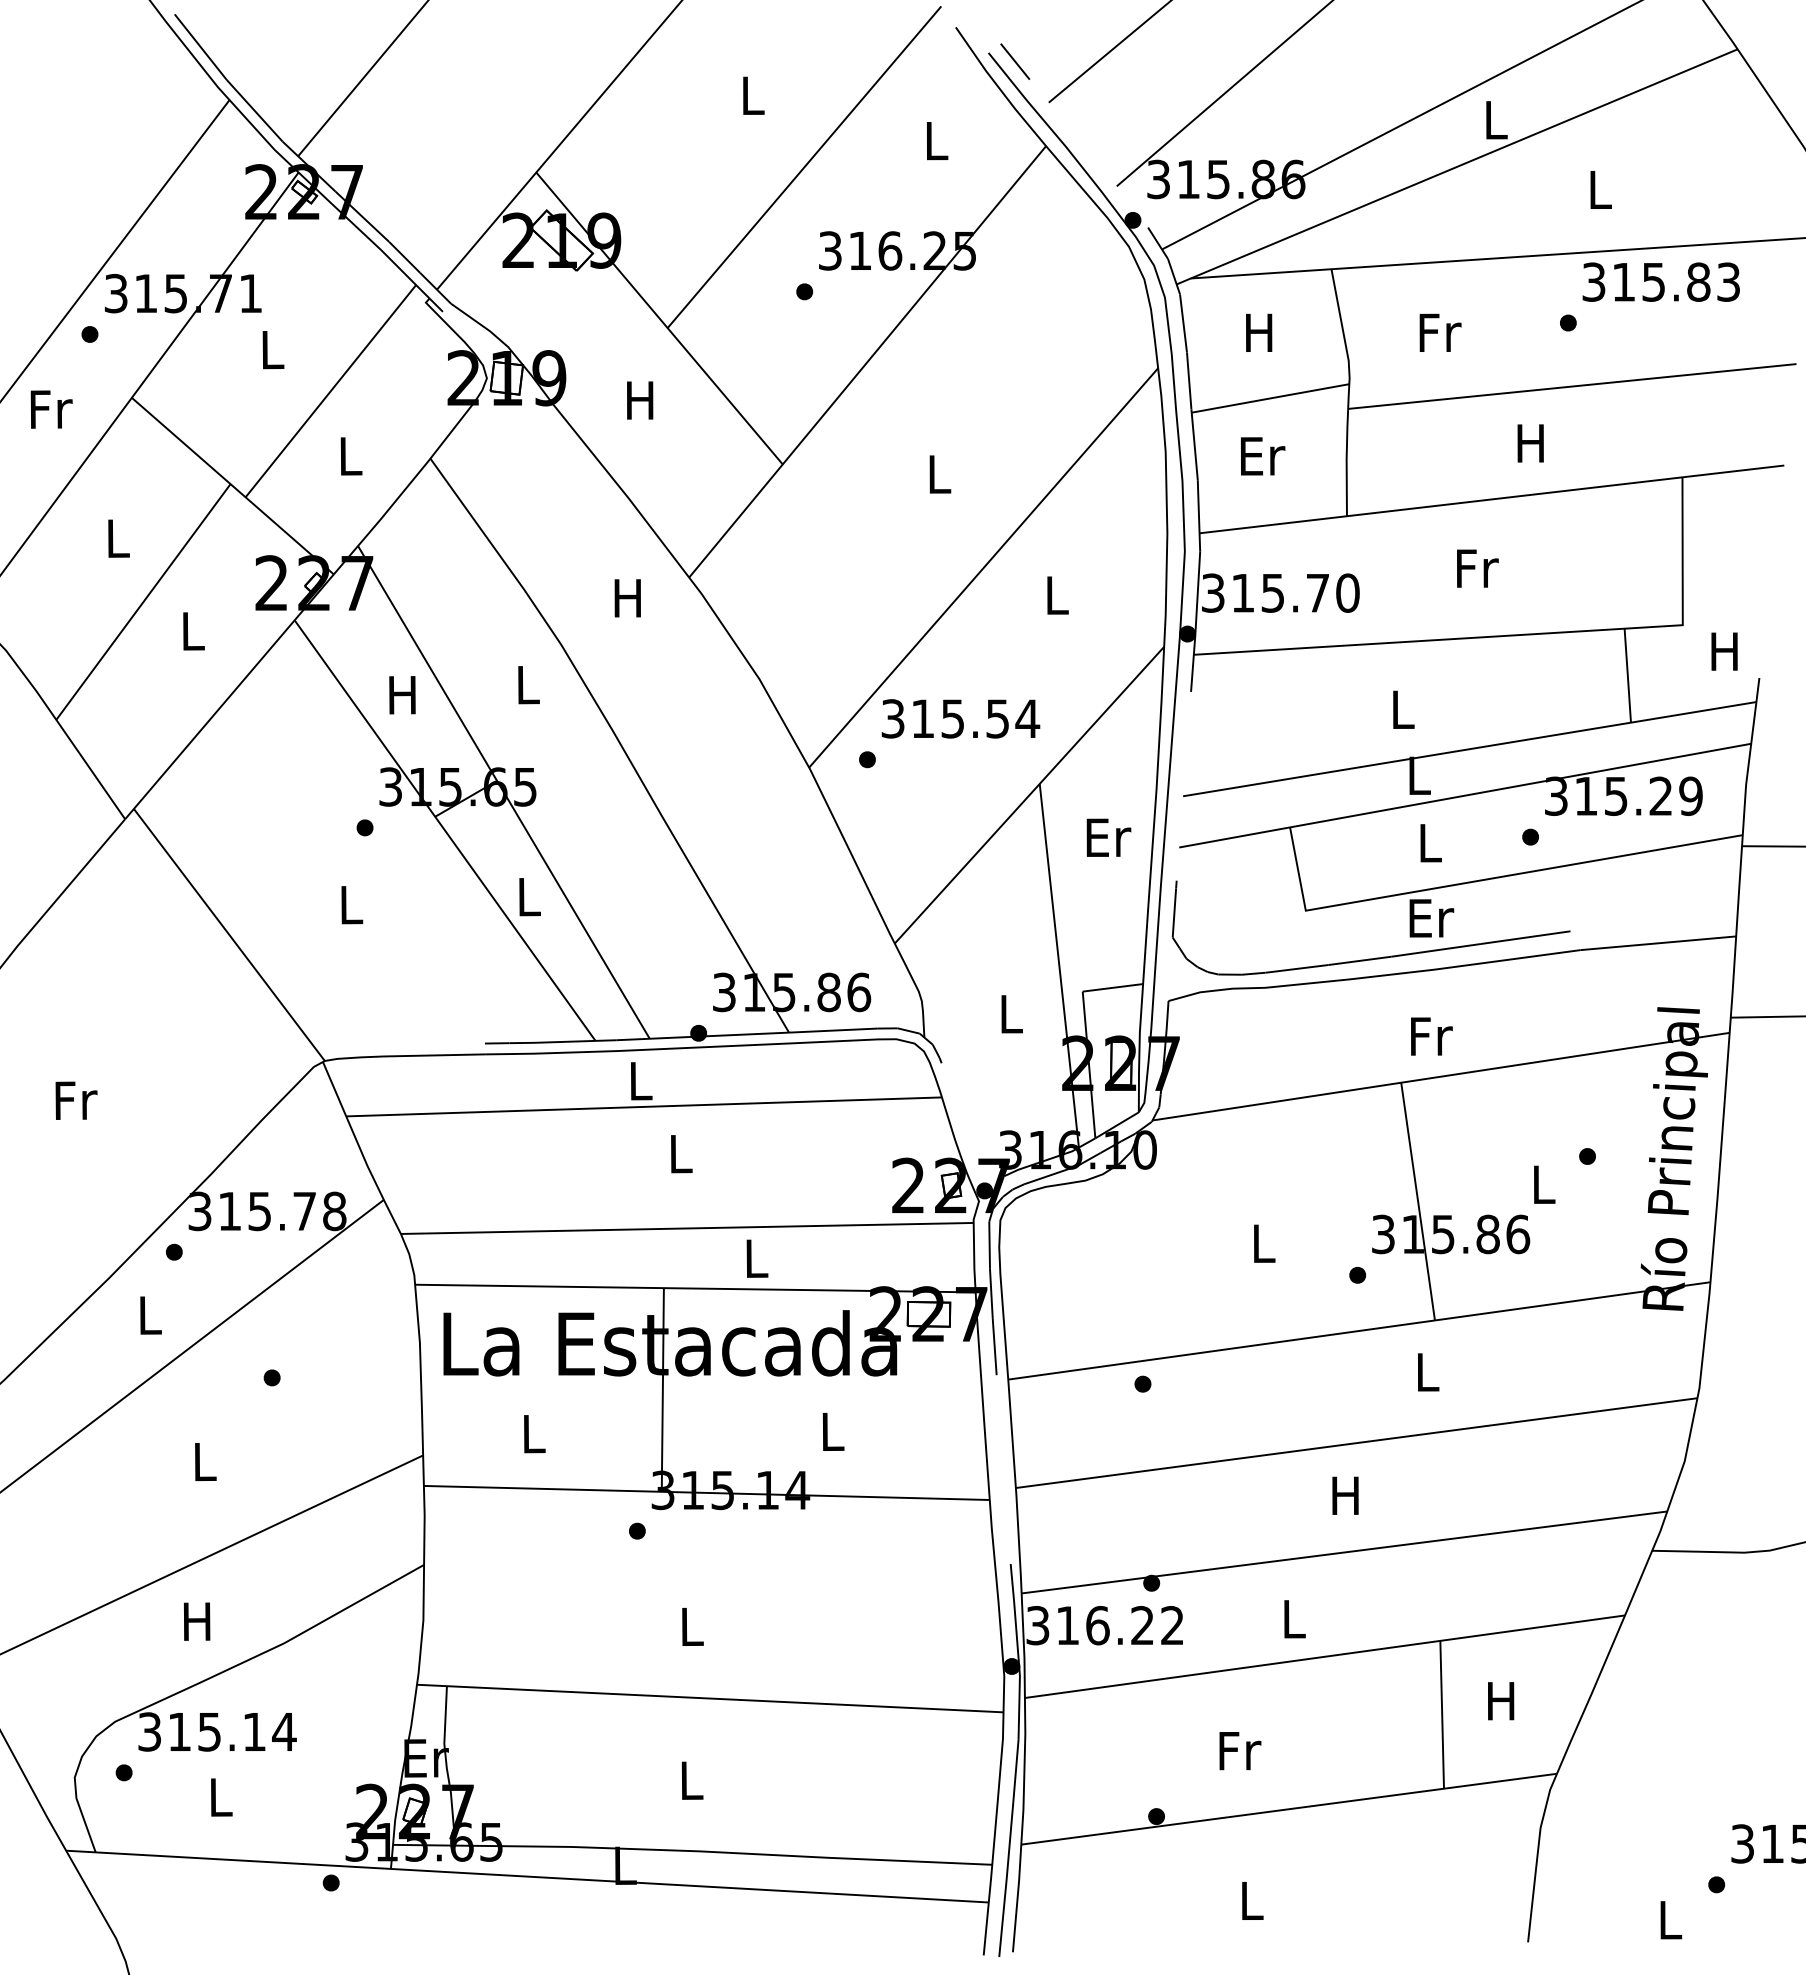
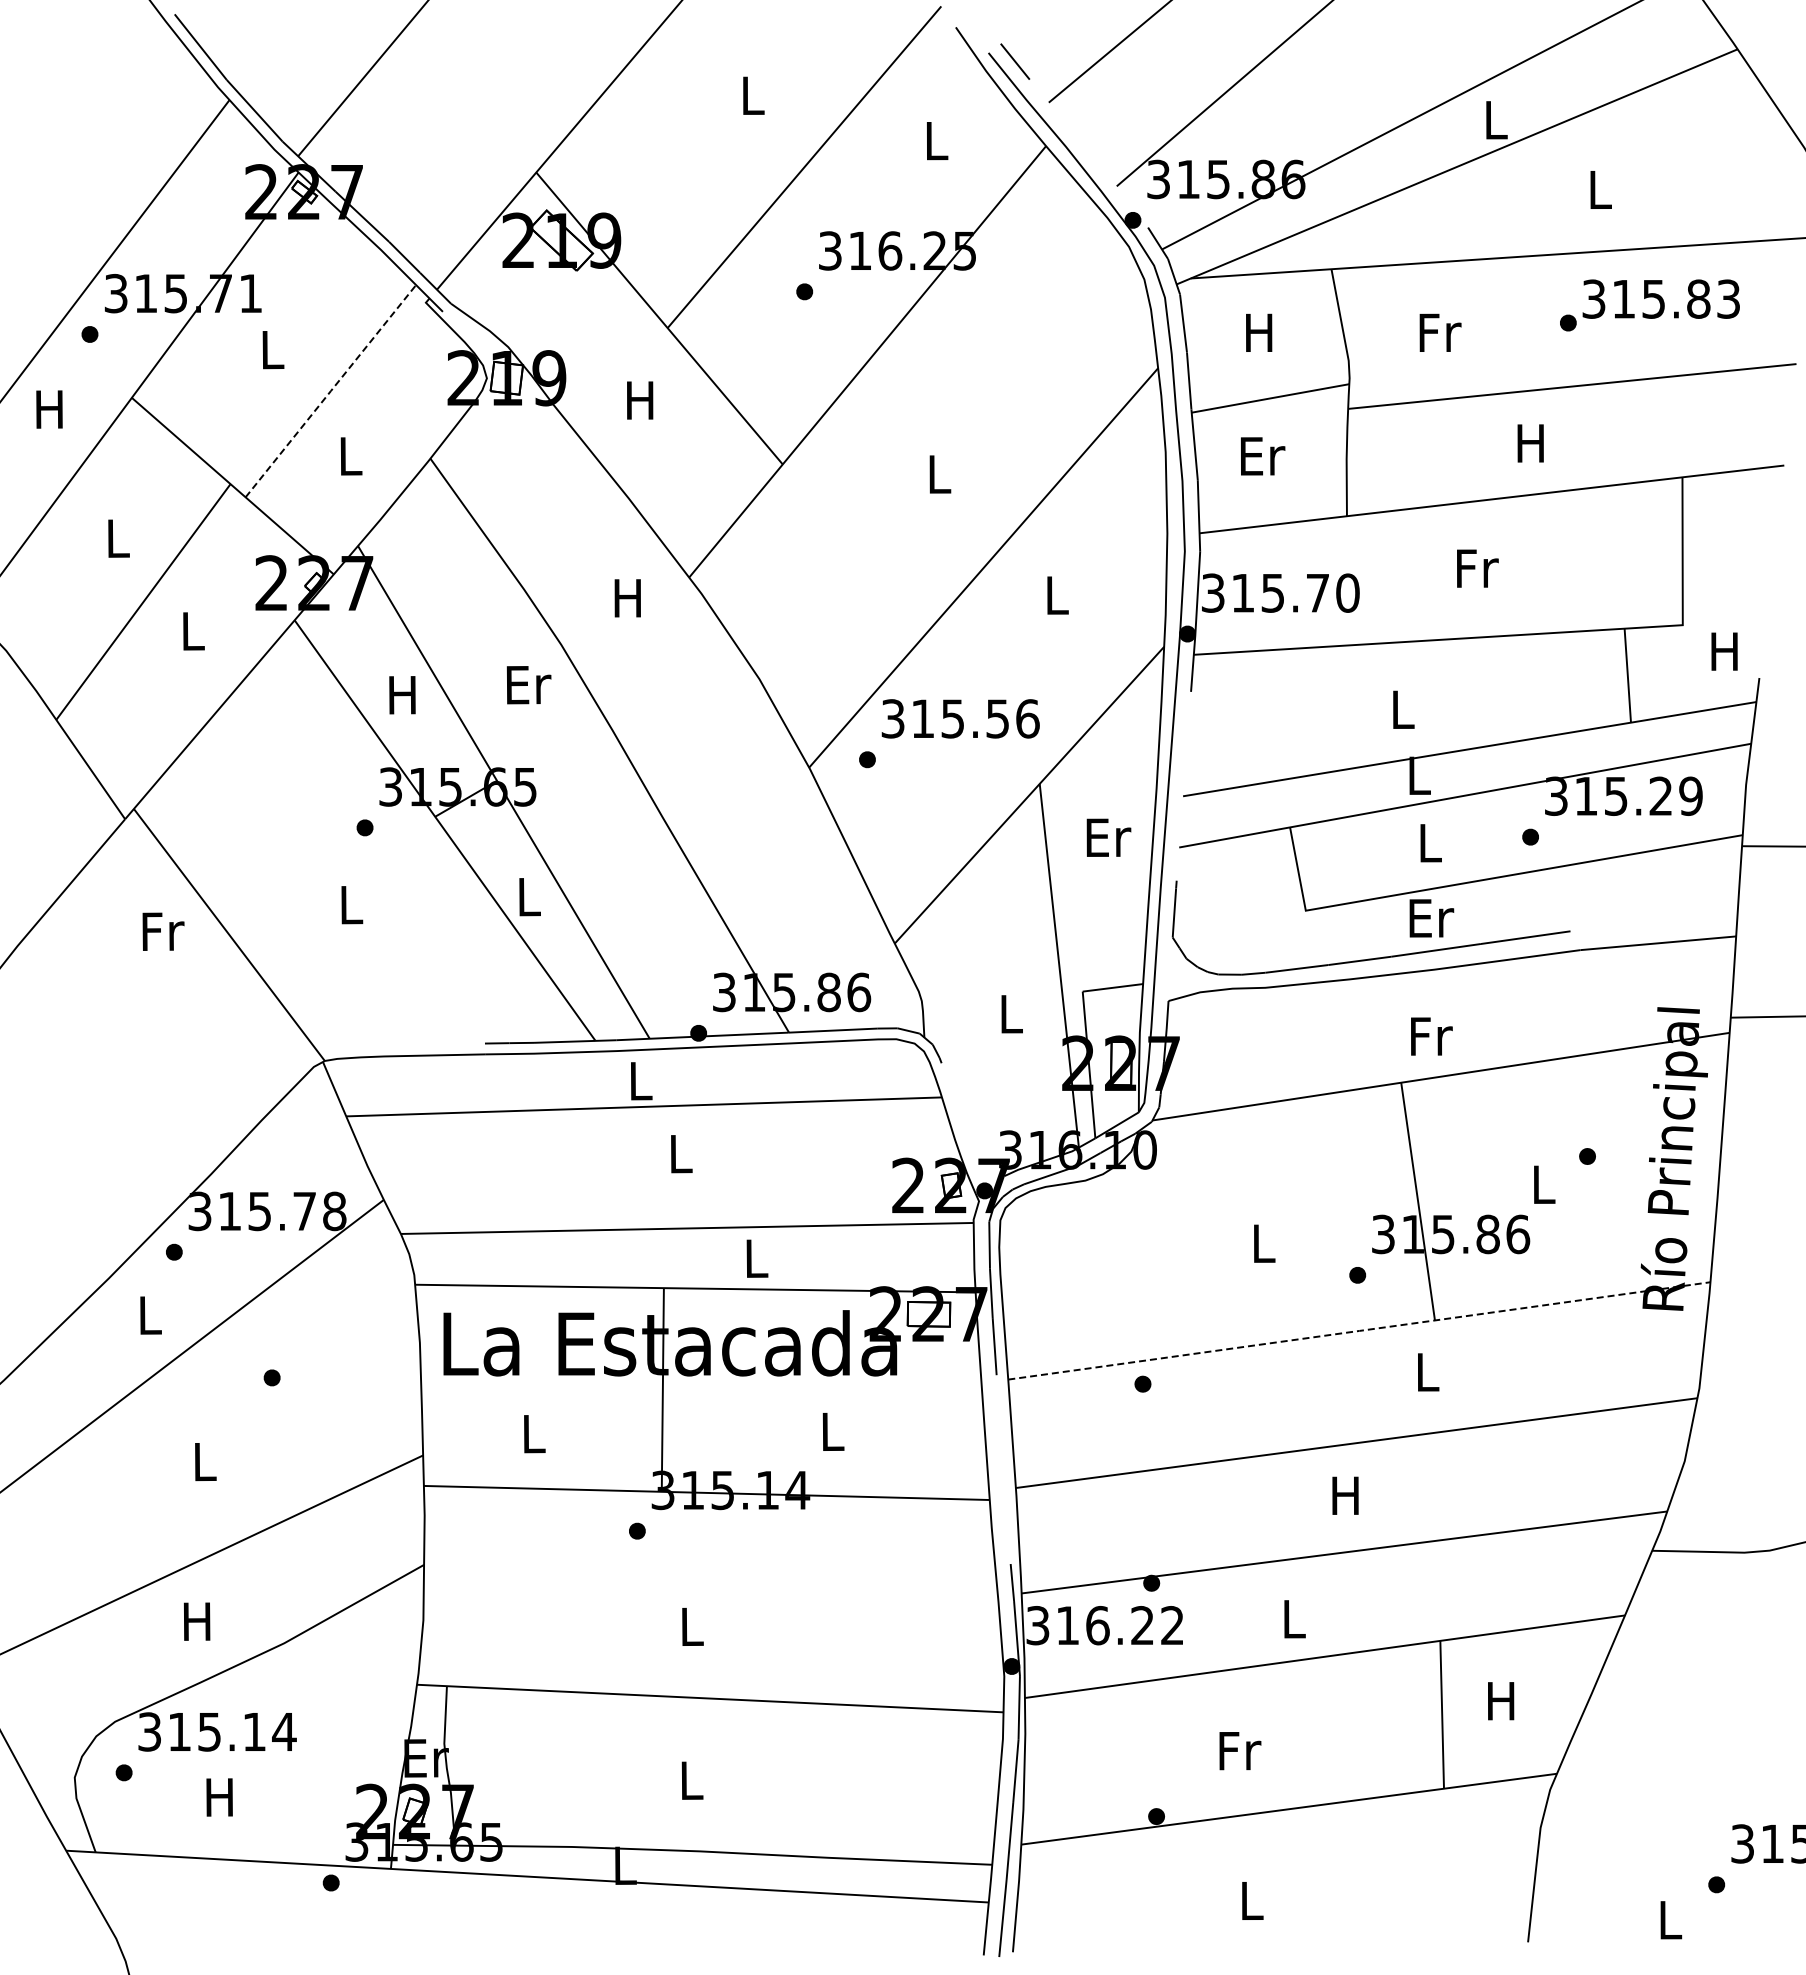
text position: (1660, 281) -> (1660, 298) (1660, 298)
line: solid -> dashed (330, 391)
text: Fr -> H (51, 409)
text: L -> Er (528, 685)
text: 315.54 -> 315.56 (1027, 718)
text position: (76, 1100) -> (163, 931) (163, 931)
line: solid -> dashed (1359, 1330)
text: L -> H (219, 1797)
